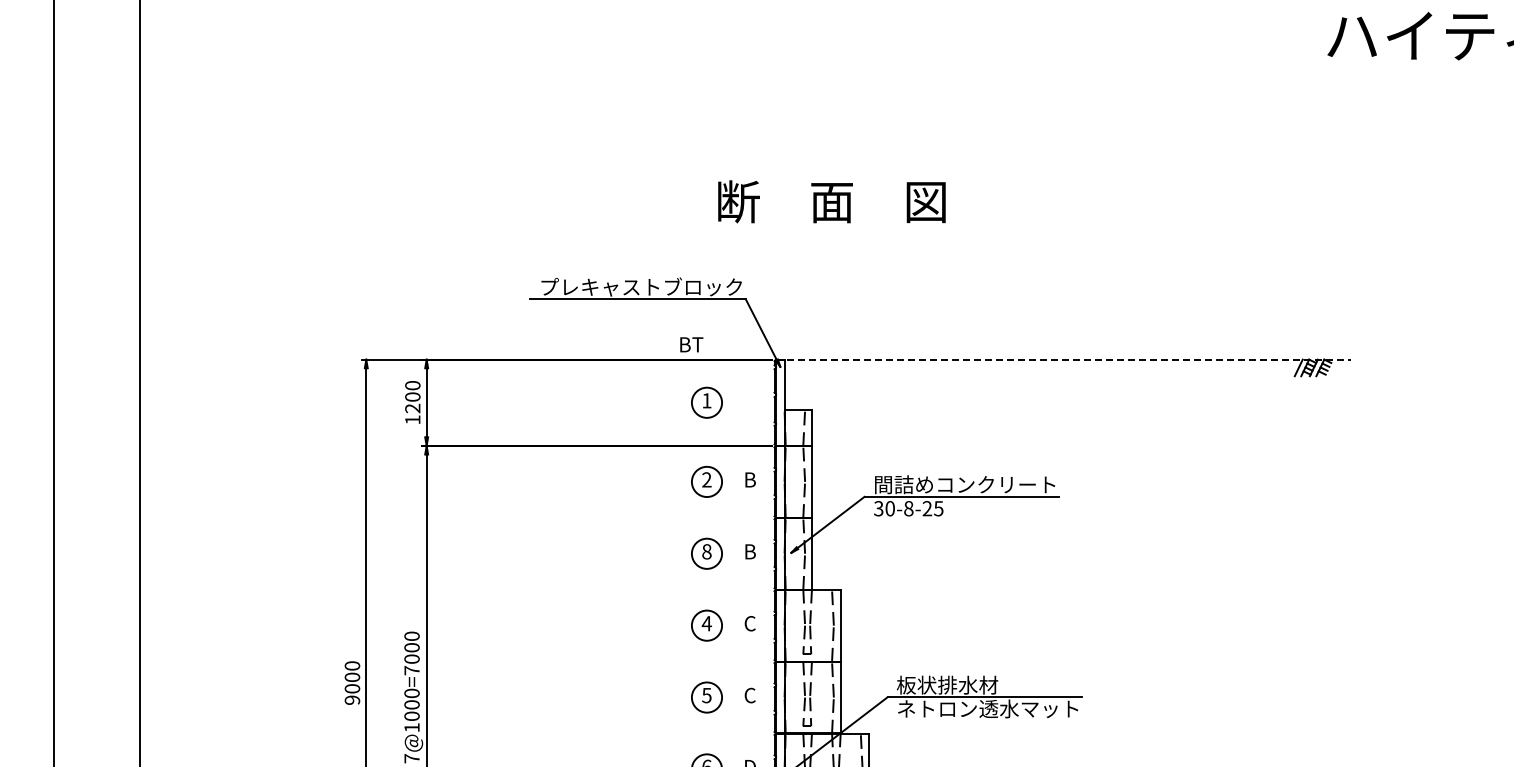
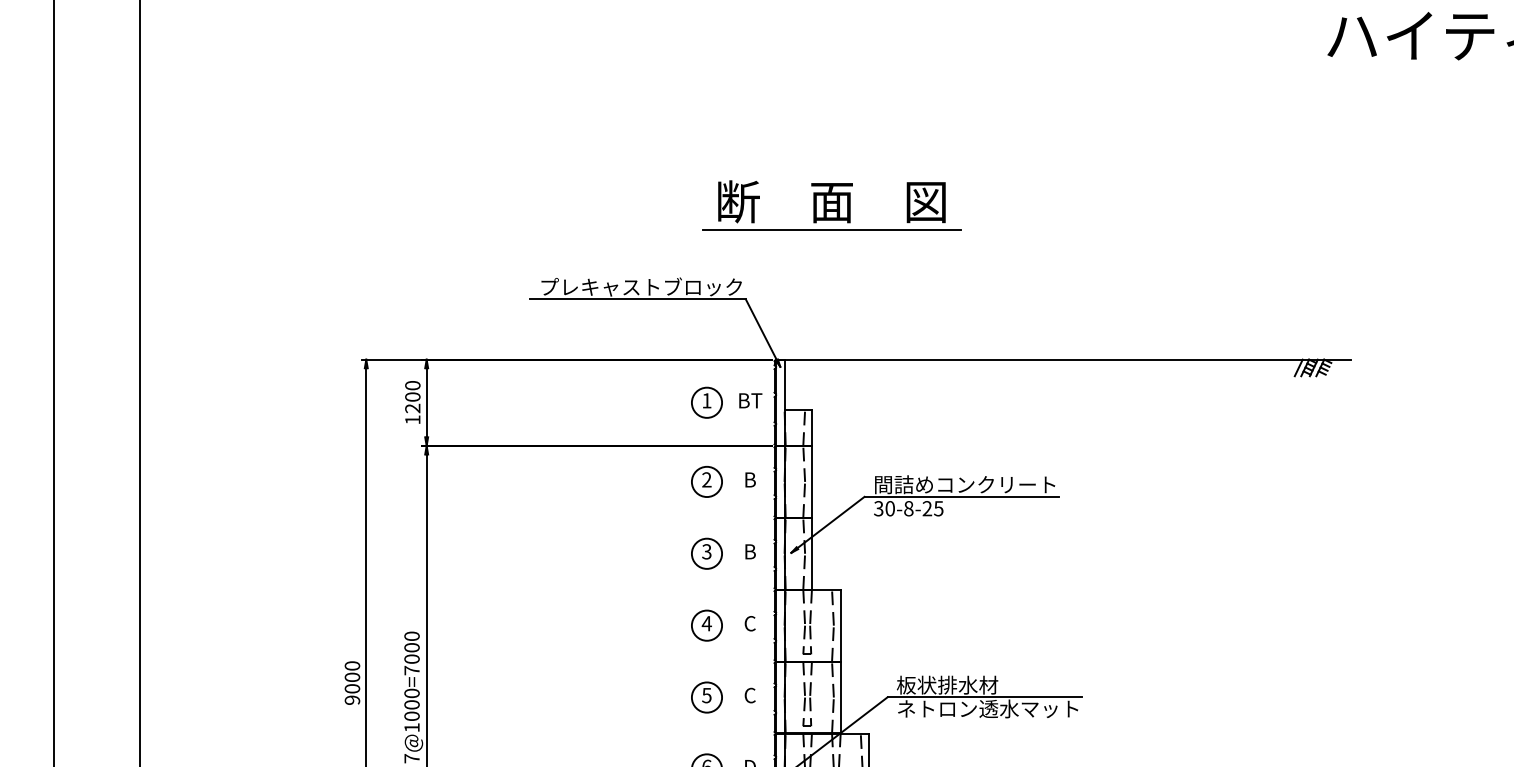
line: none -> present (831, 230)
text position: (691, 344) -> (750, 400) (750, 400)
line: dashed -> solid (1063, 359)
text: 8 -> 3 (706, 551)
